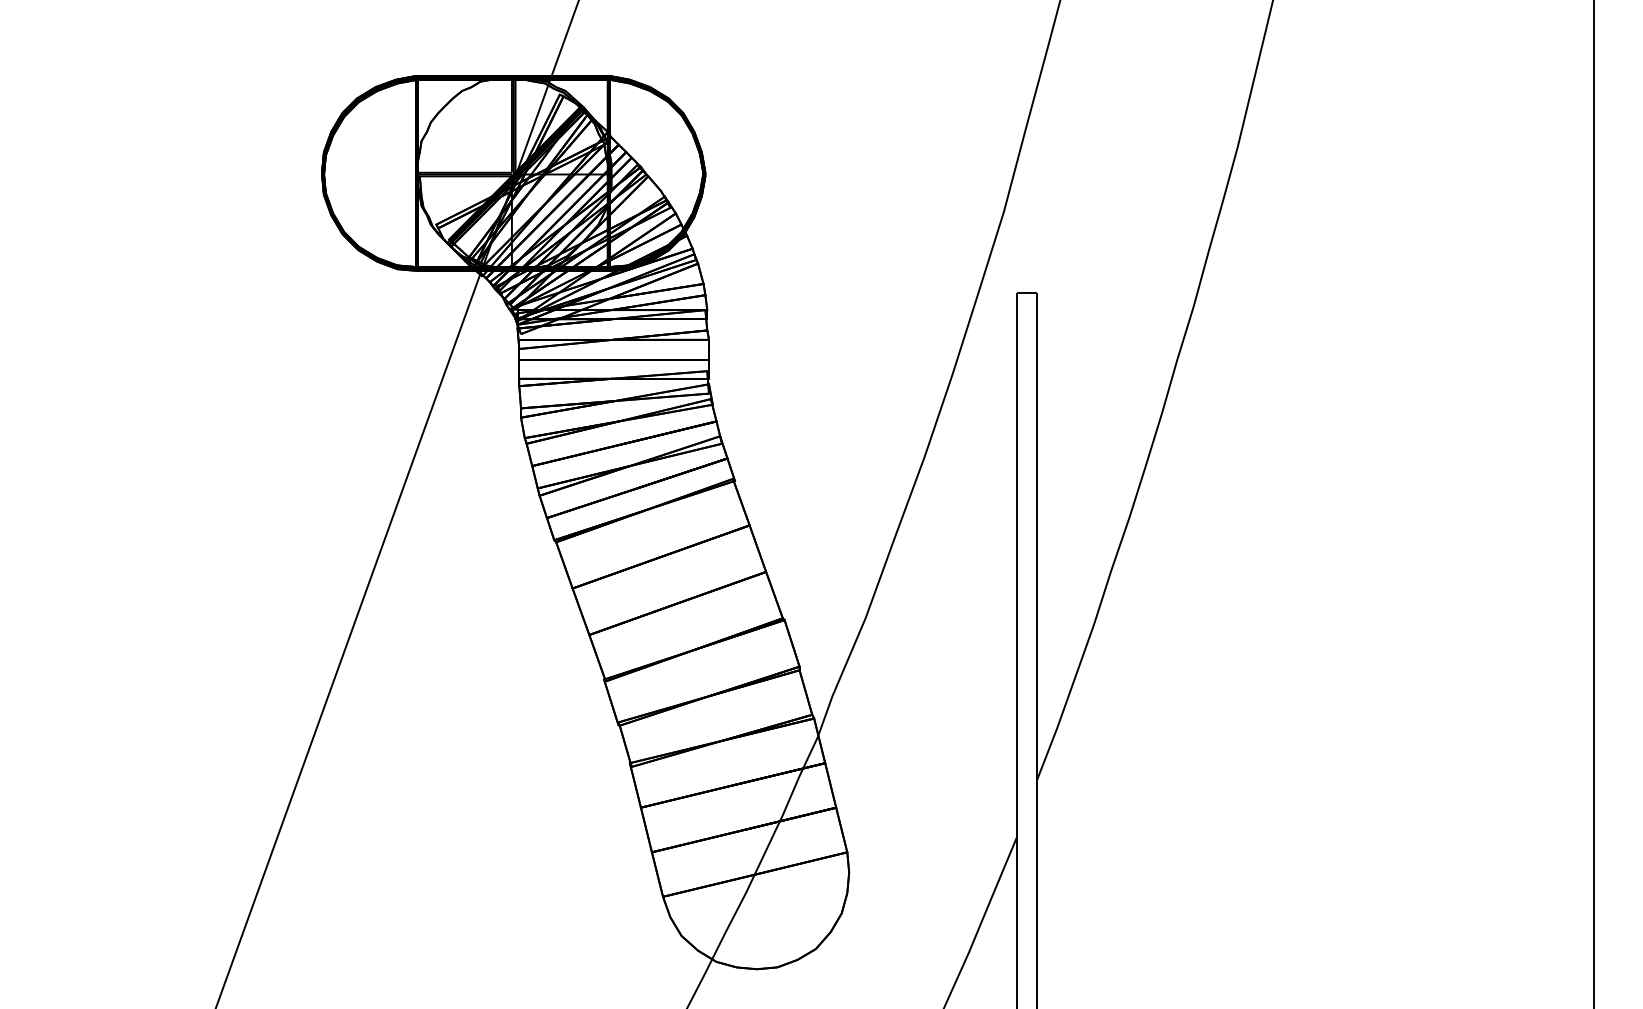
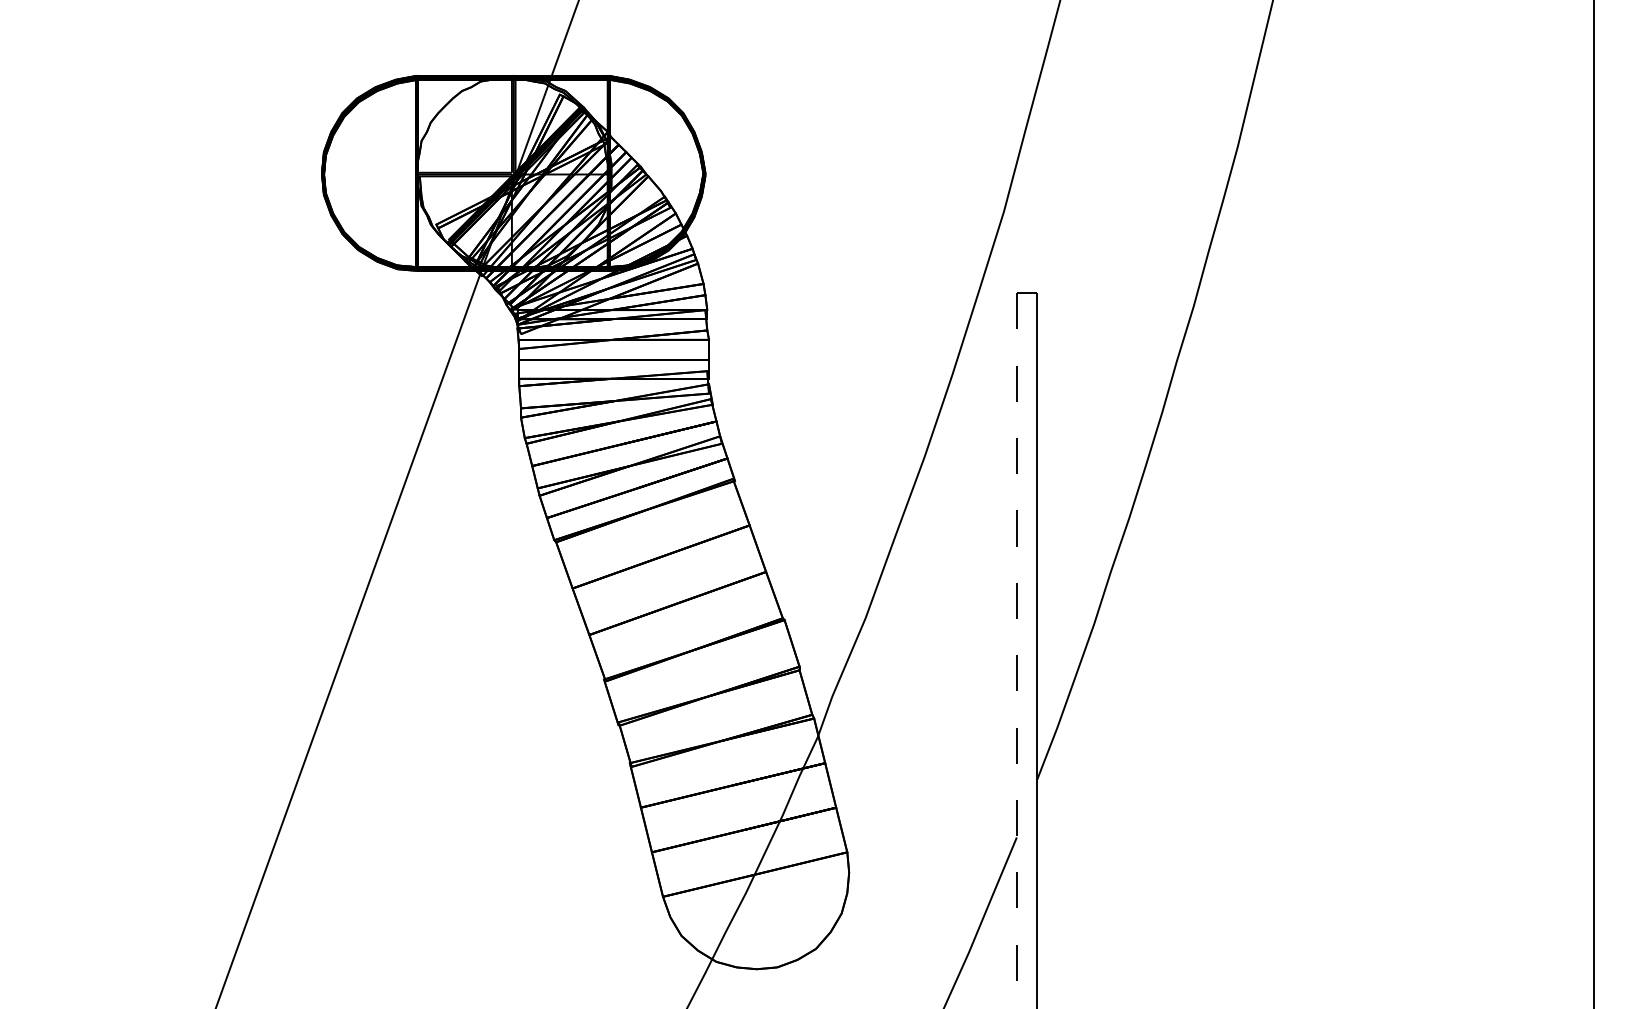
line: solid -> dashed (1016, 651)
